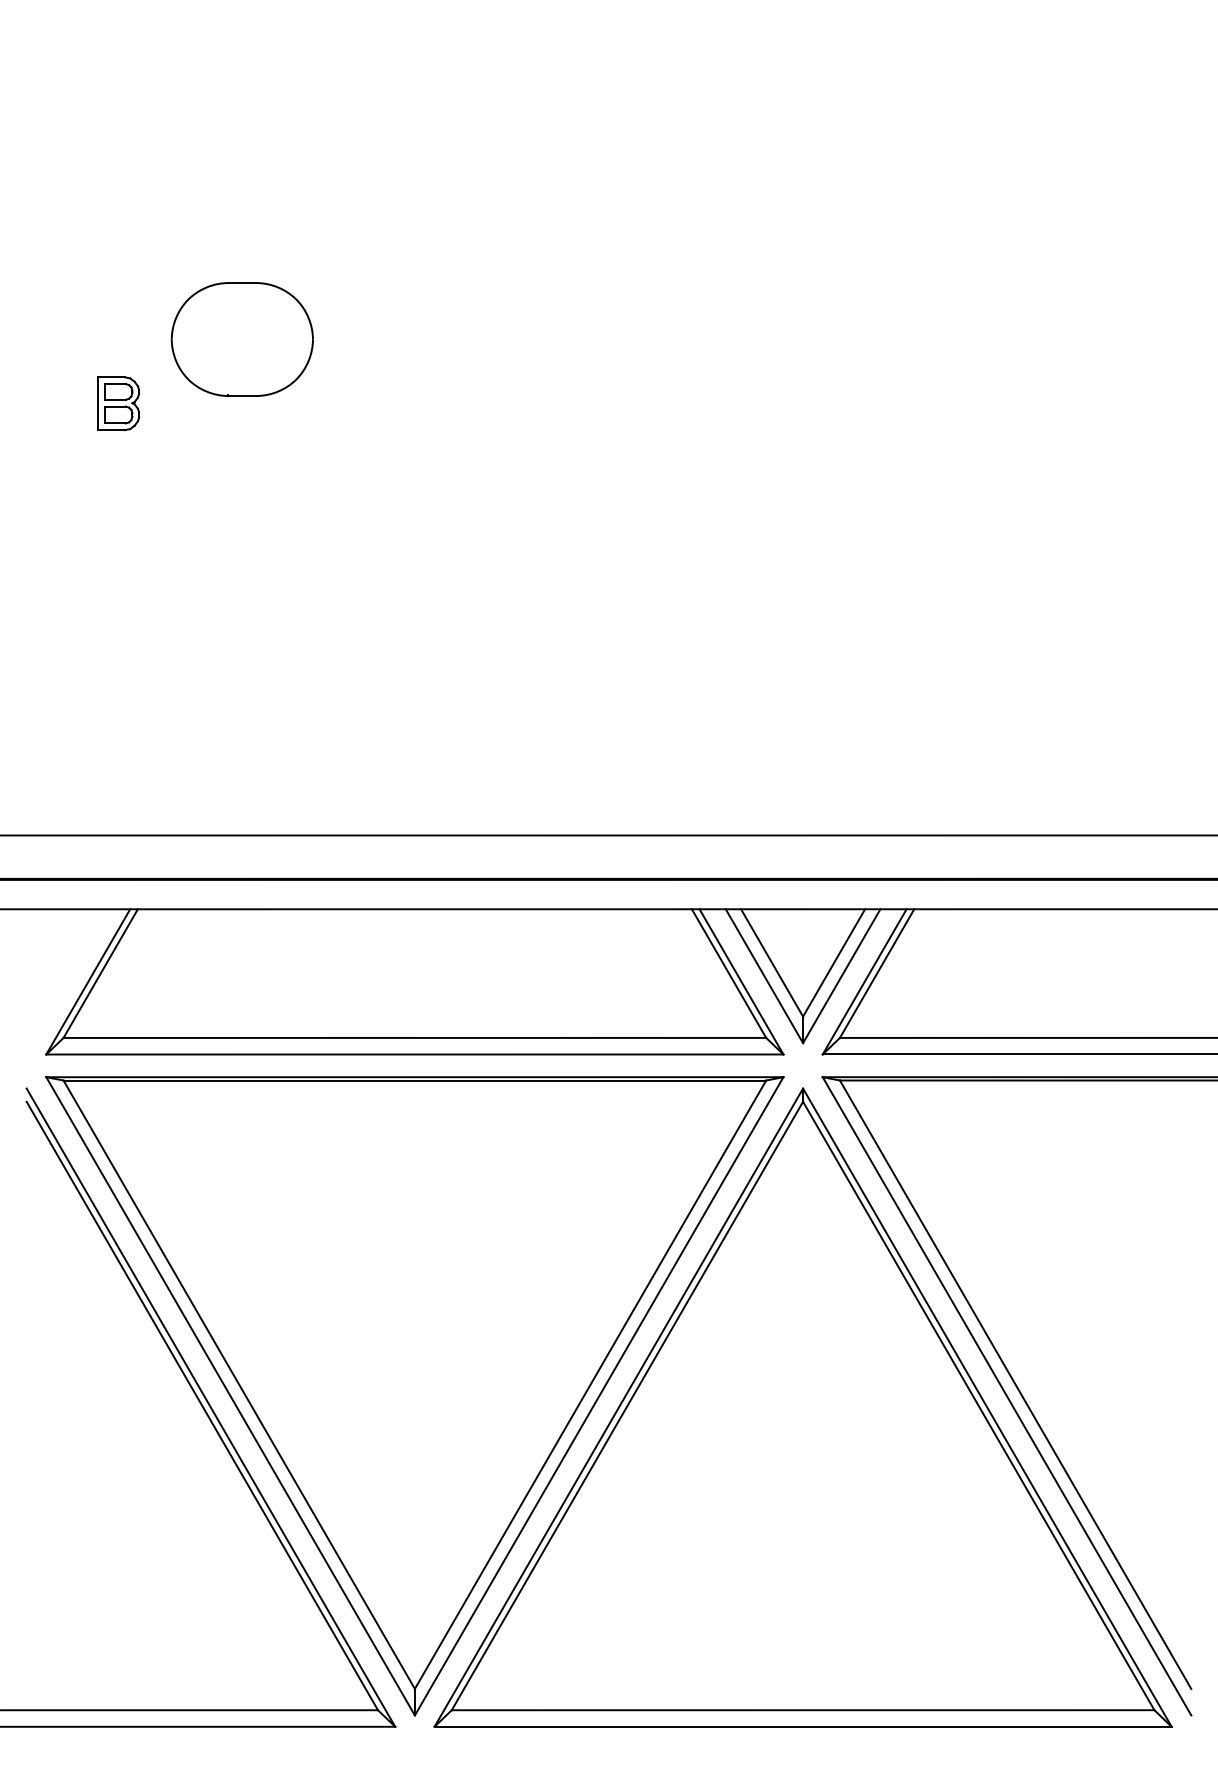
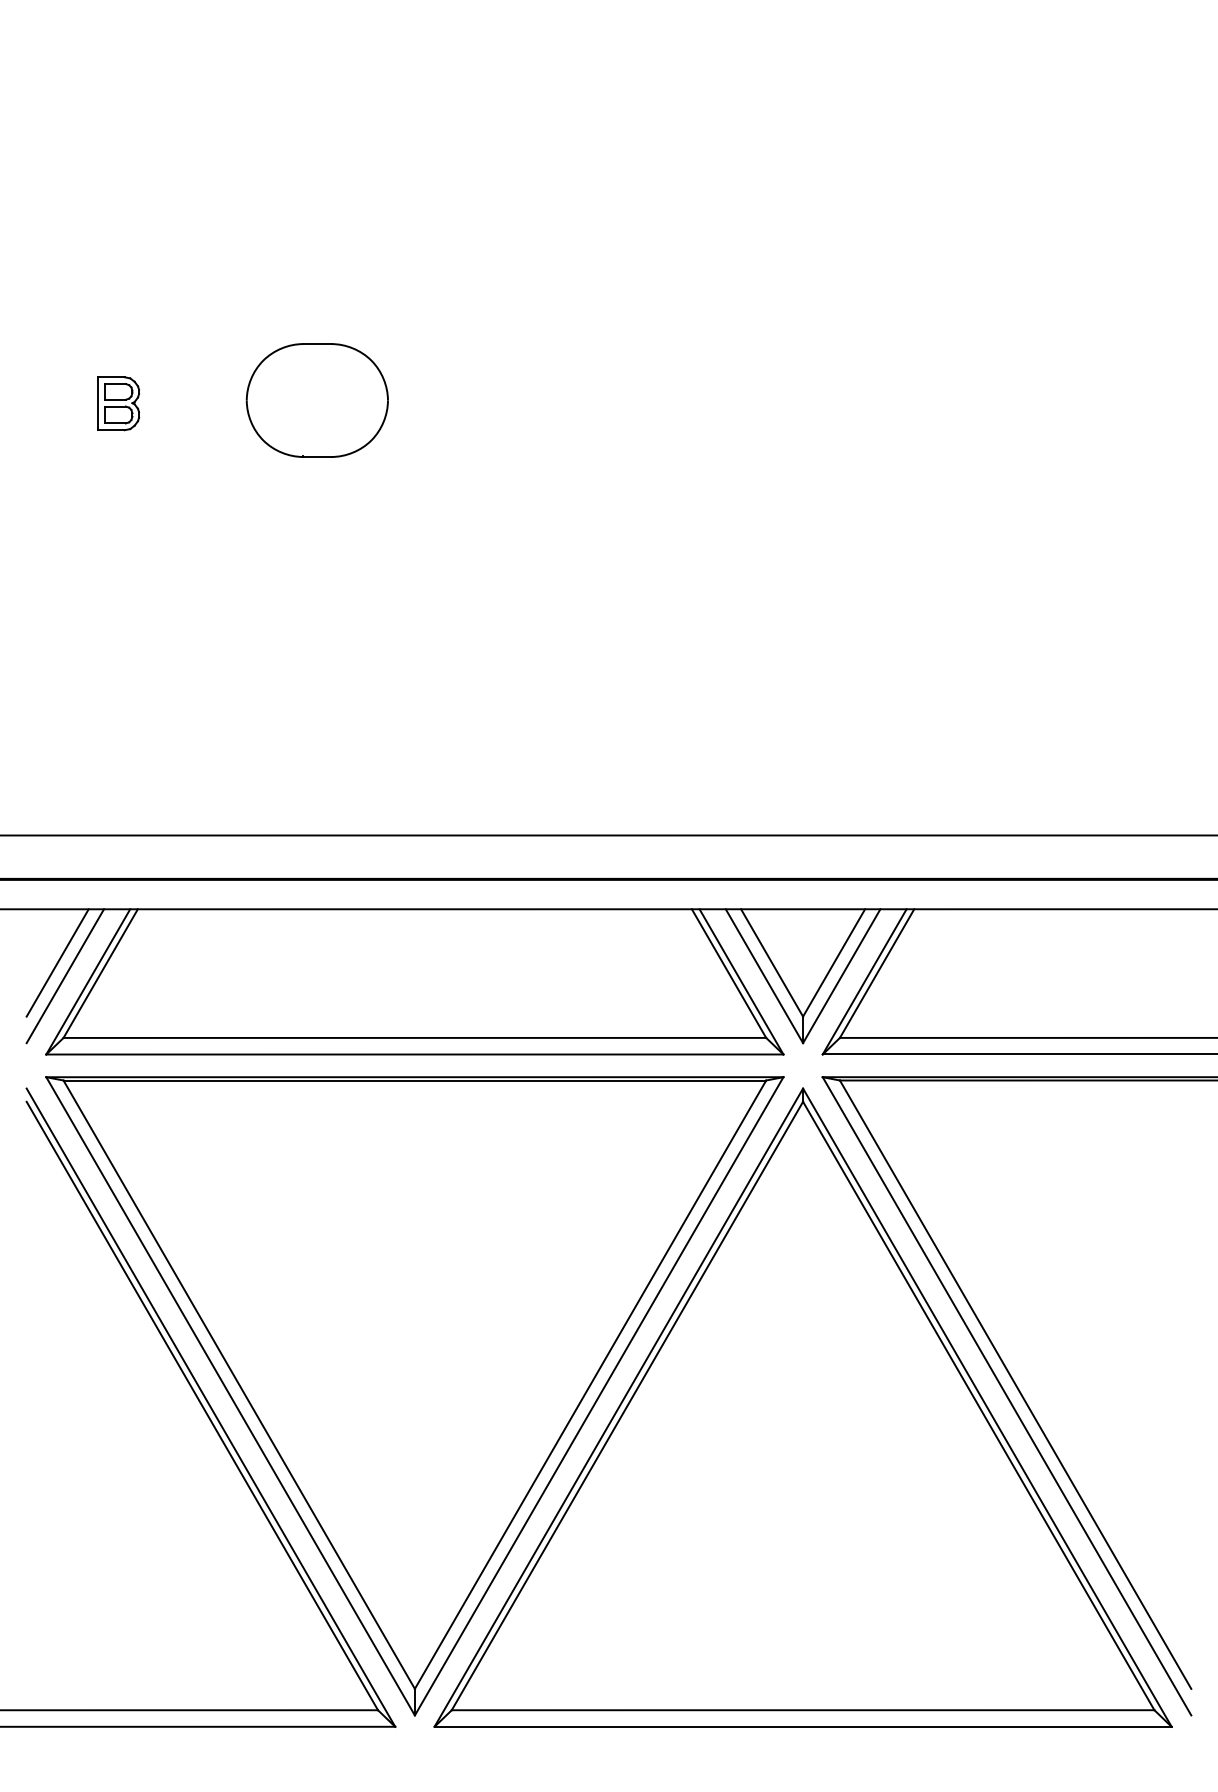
part position: (241, 339) -> (316, 400) (316, 400)
line: none -> present (57, 962)
line: none -> present (64, 976)
